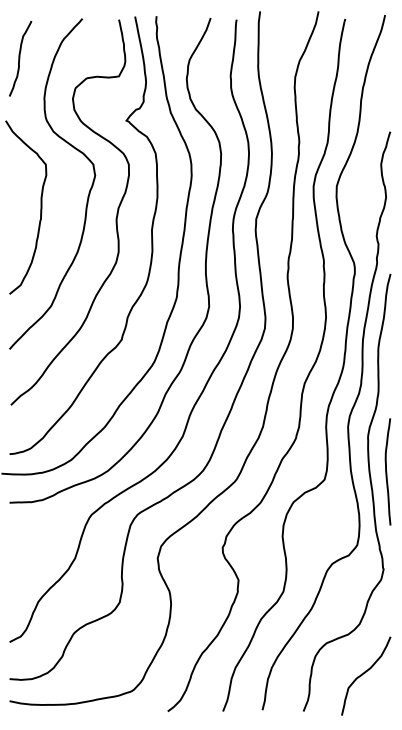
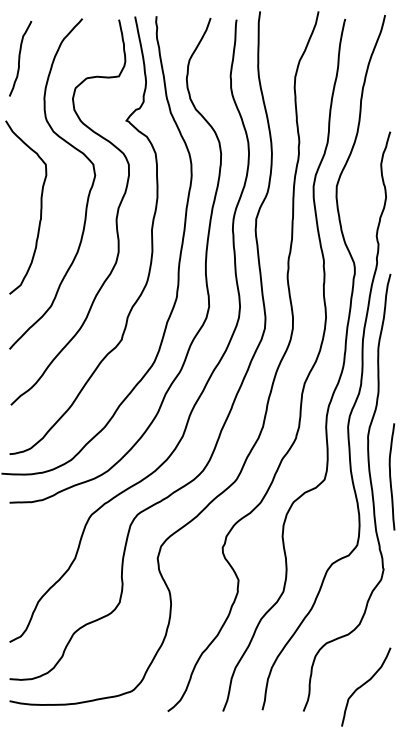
curve position: (386, 471) -> (390, 476) (390, 476)
curve position: (365, 673) -> (365, 684) (365, 684)
